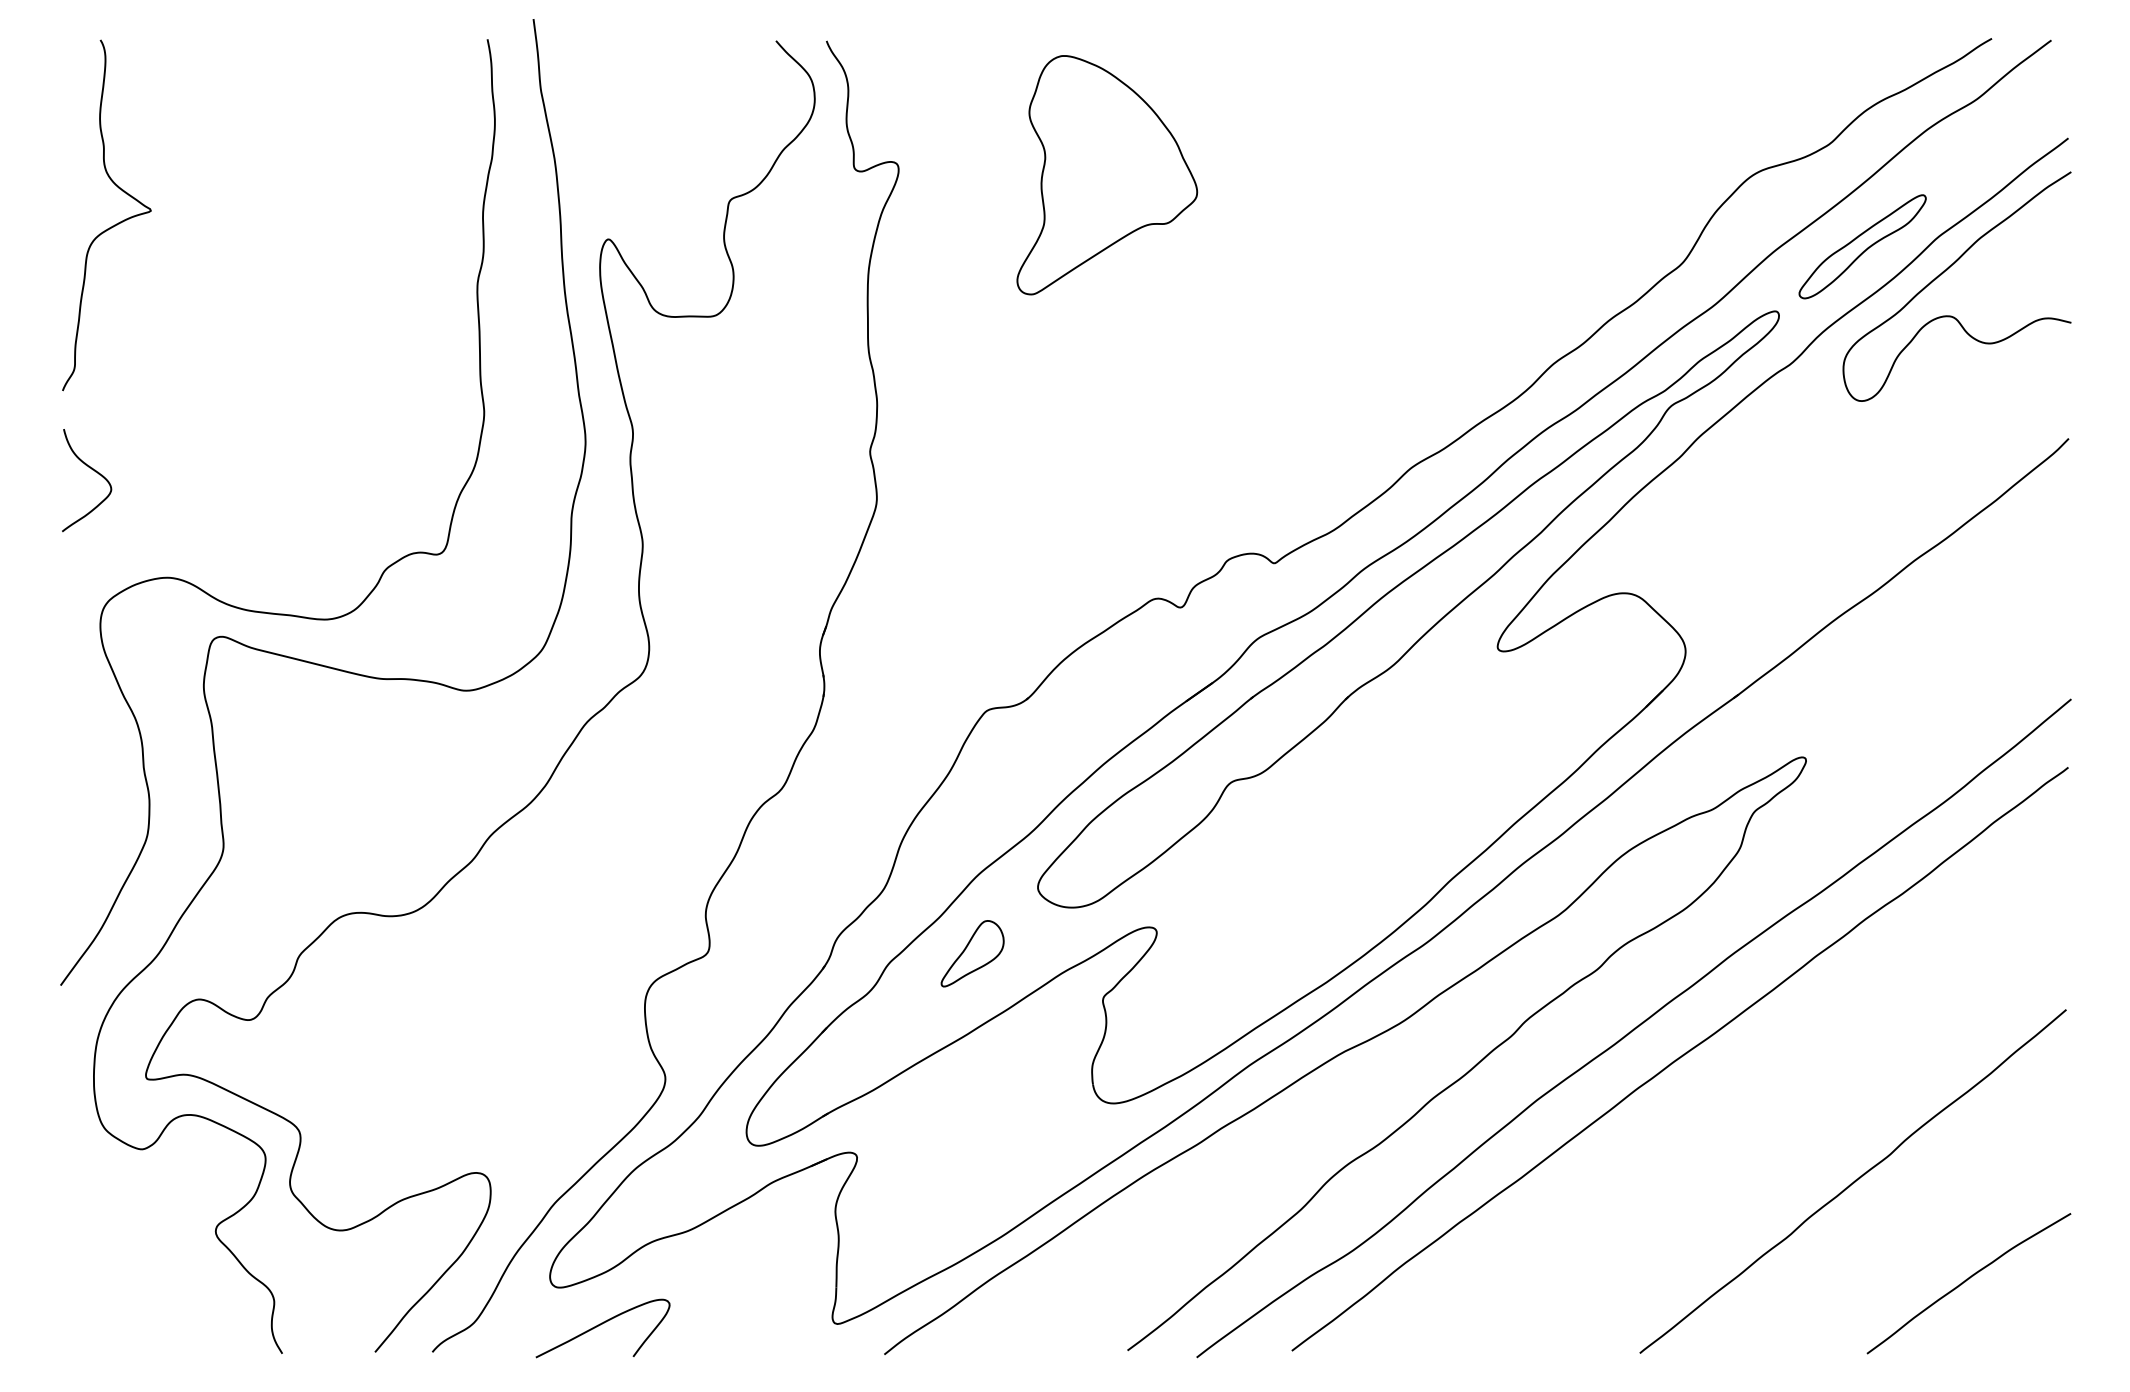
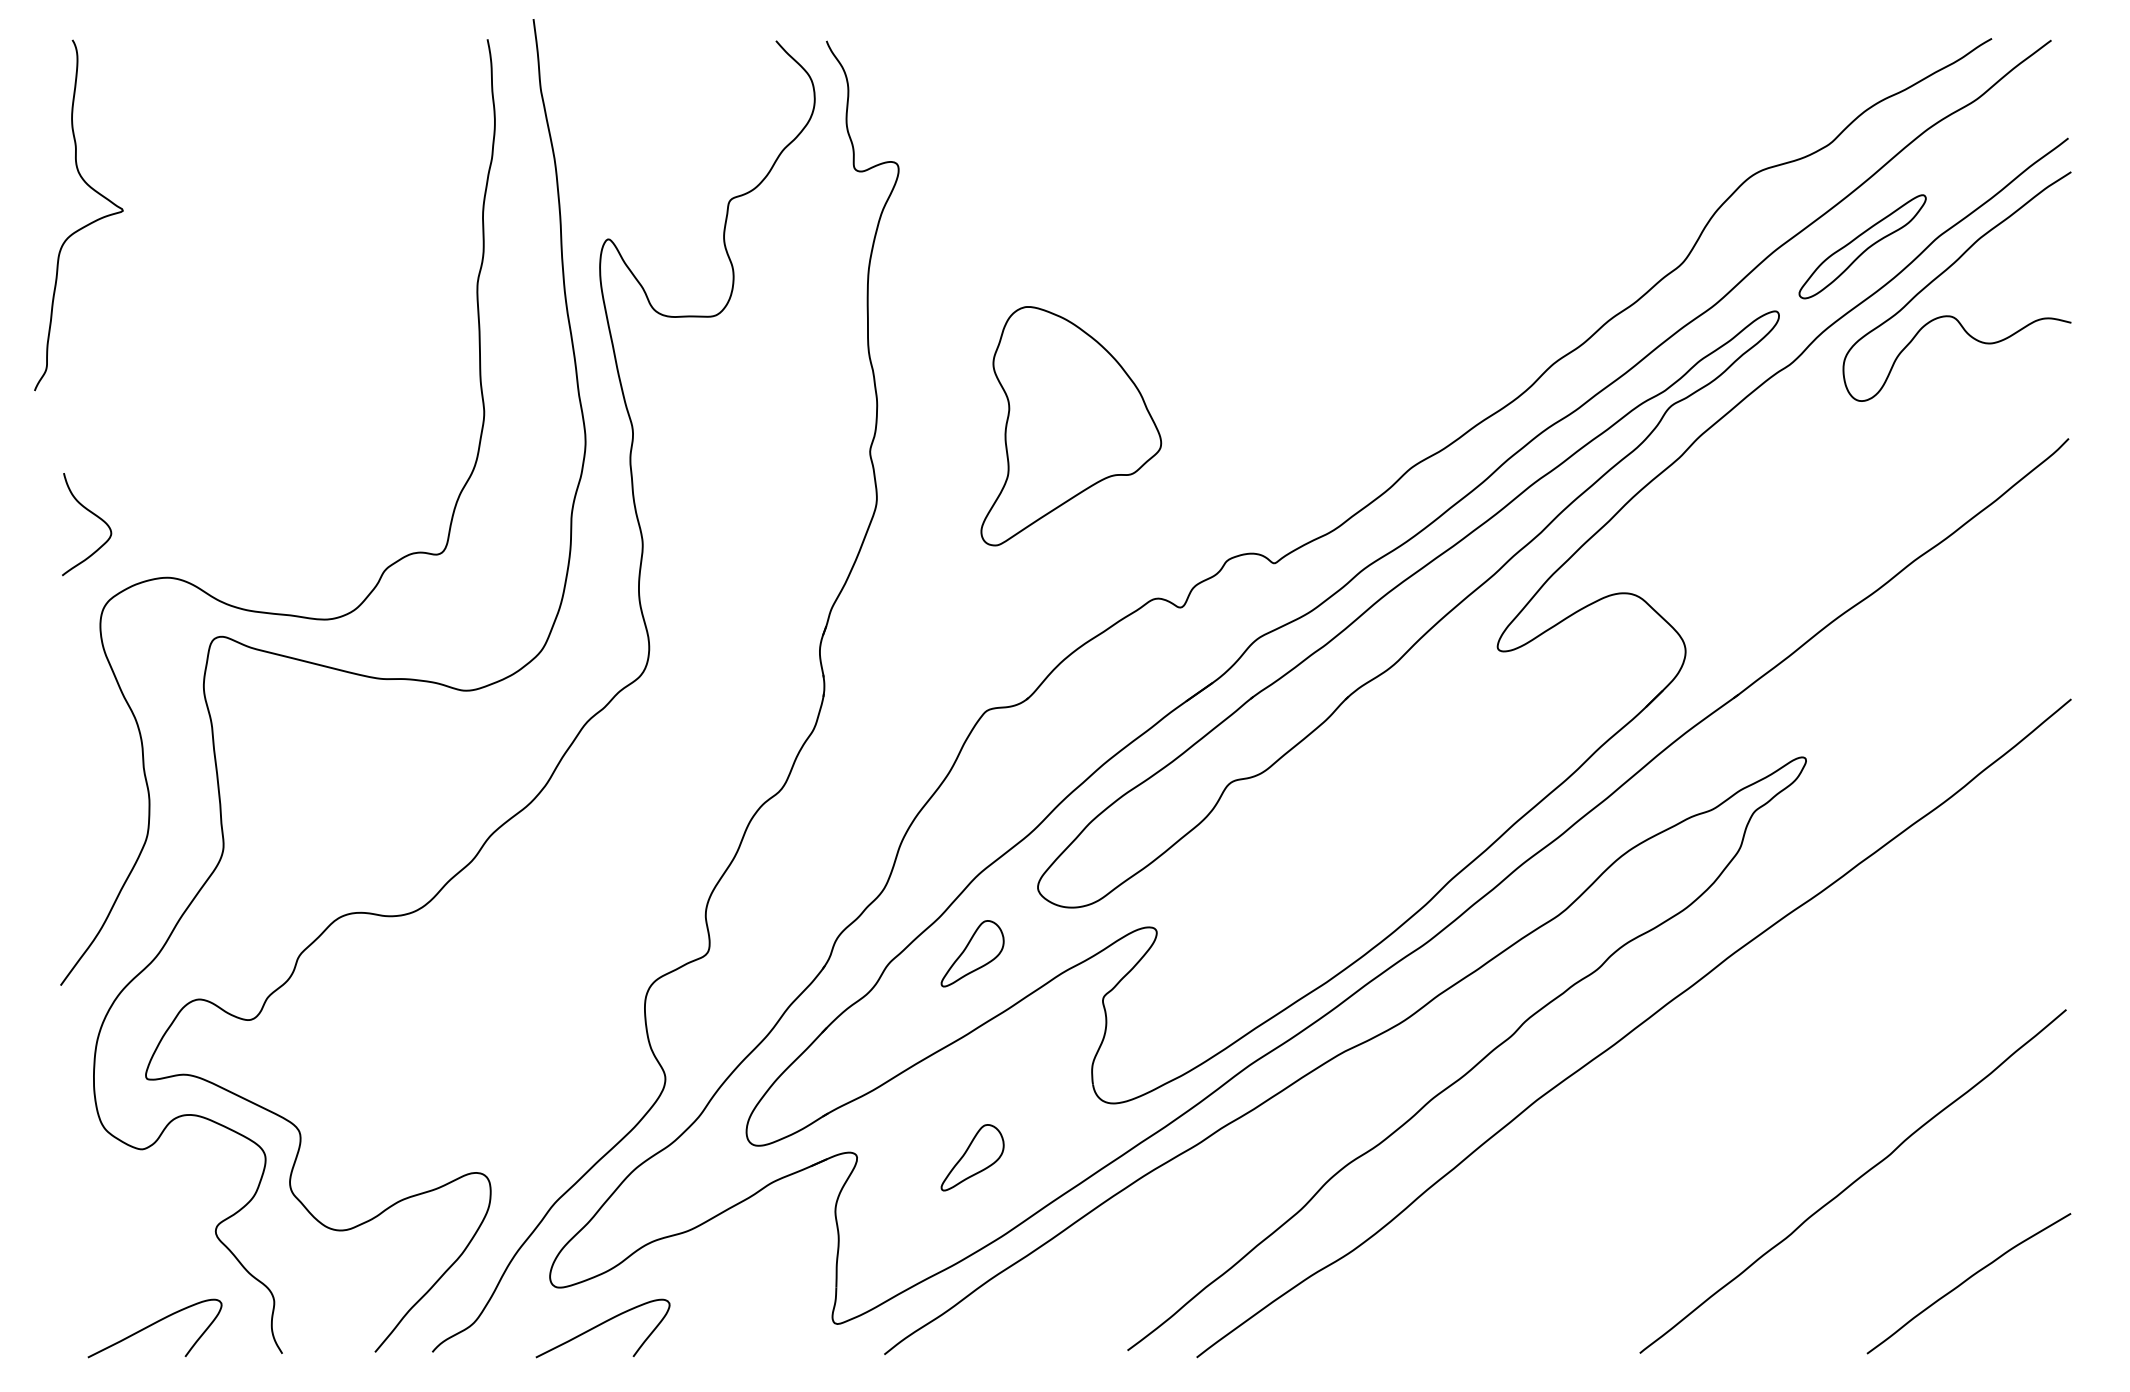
part position: (1107, 175) -> (1071, 426) (1071, 426)
curve position: (112, 225) -> (84, 225) (84, 225)
curve position: (92, 470) -> (92, 514) (92, 514)
curve: present -> none (1679, 1059)
part: none -> present (972, 1157)
curve: none -> present (152, 1325)
